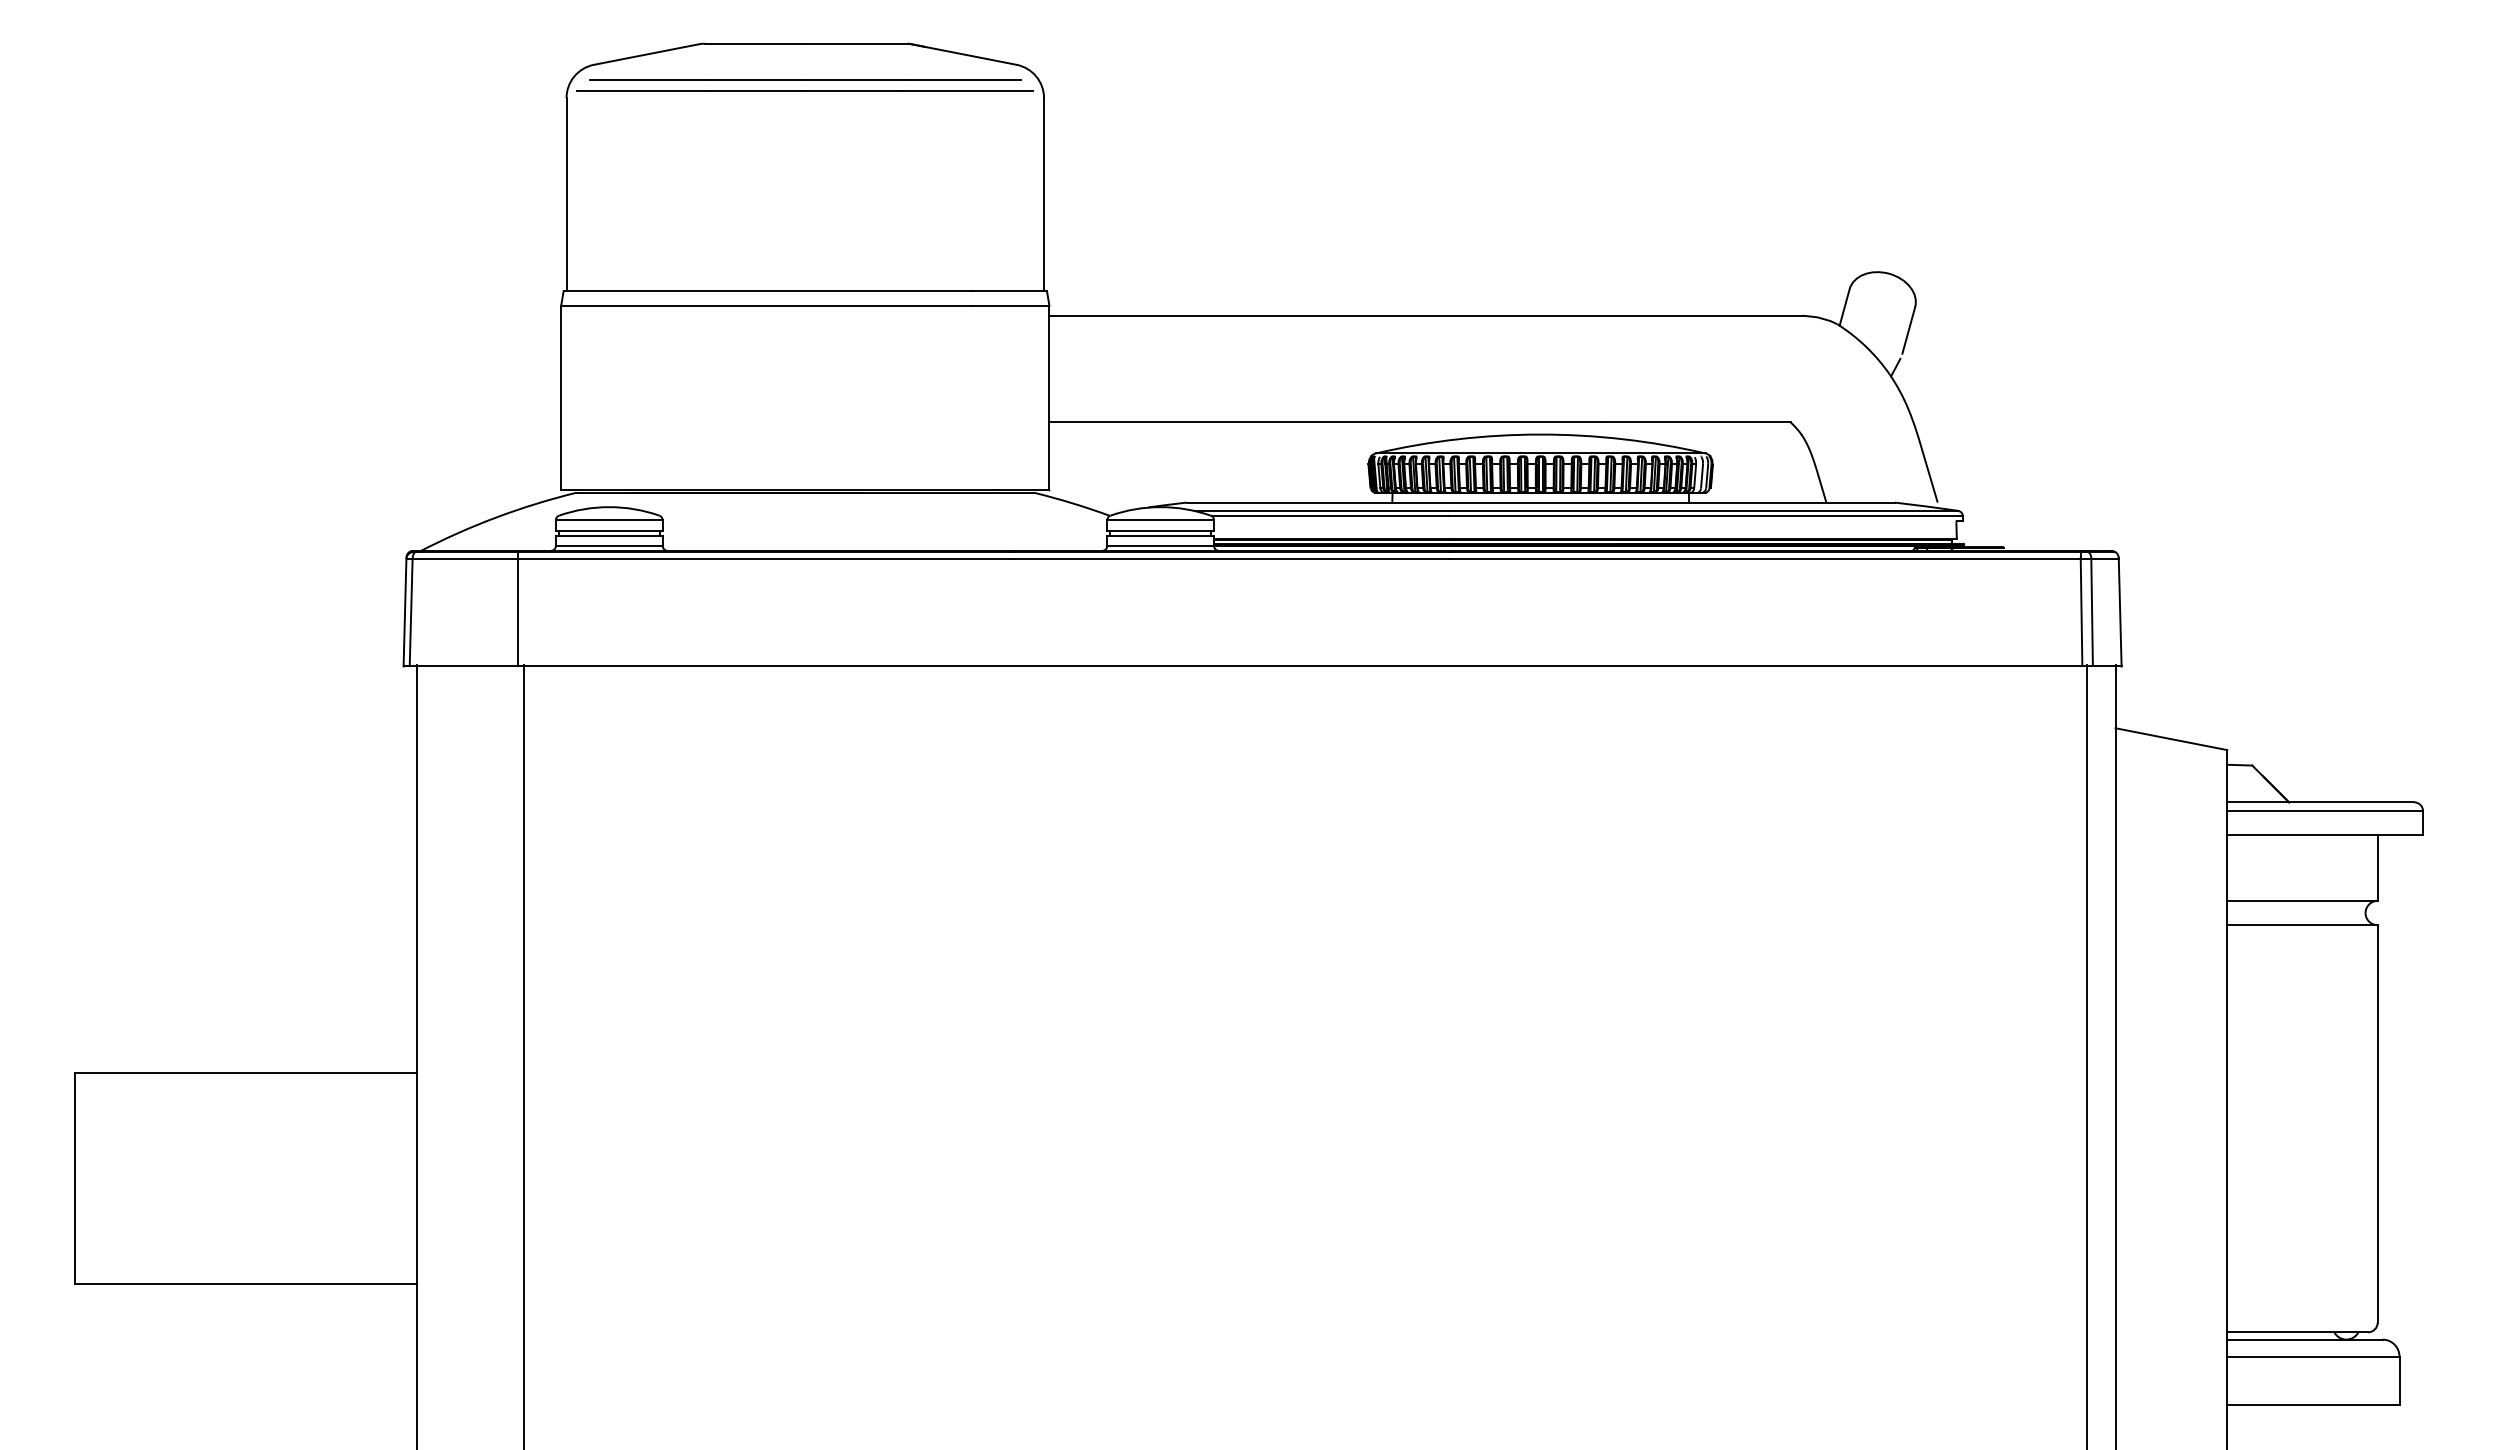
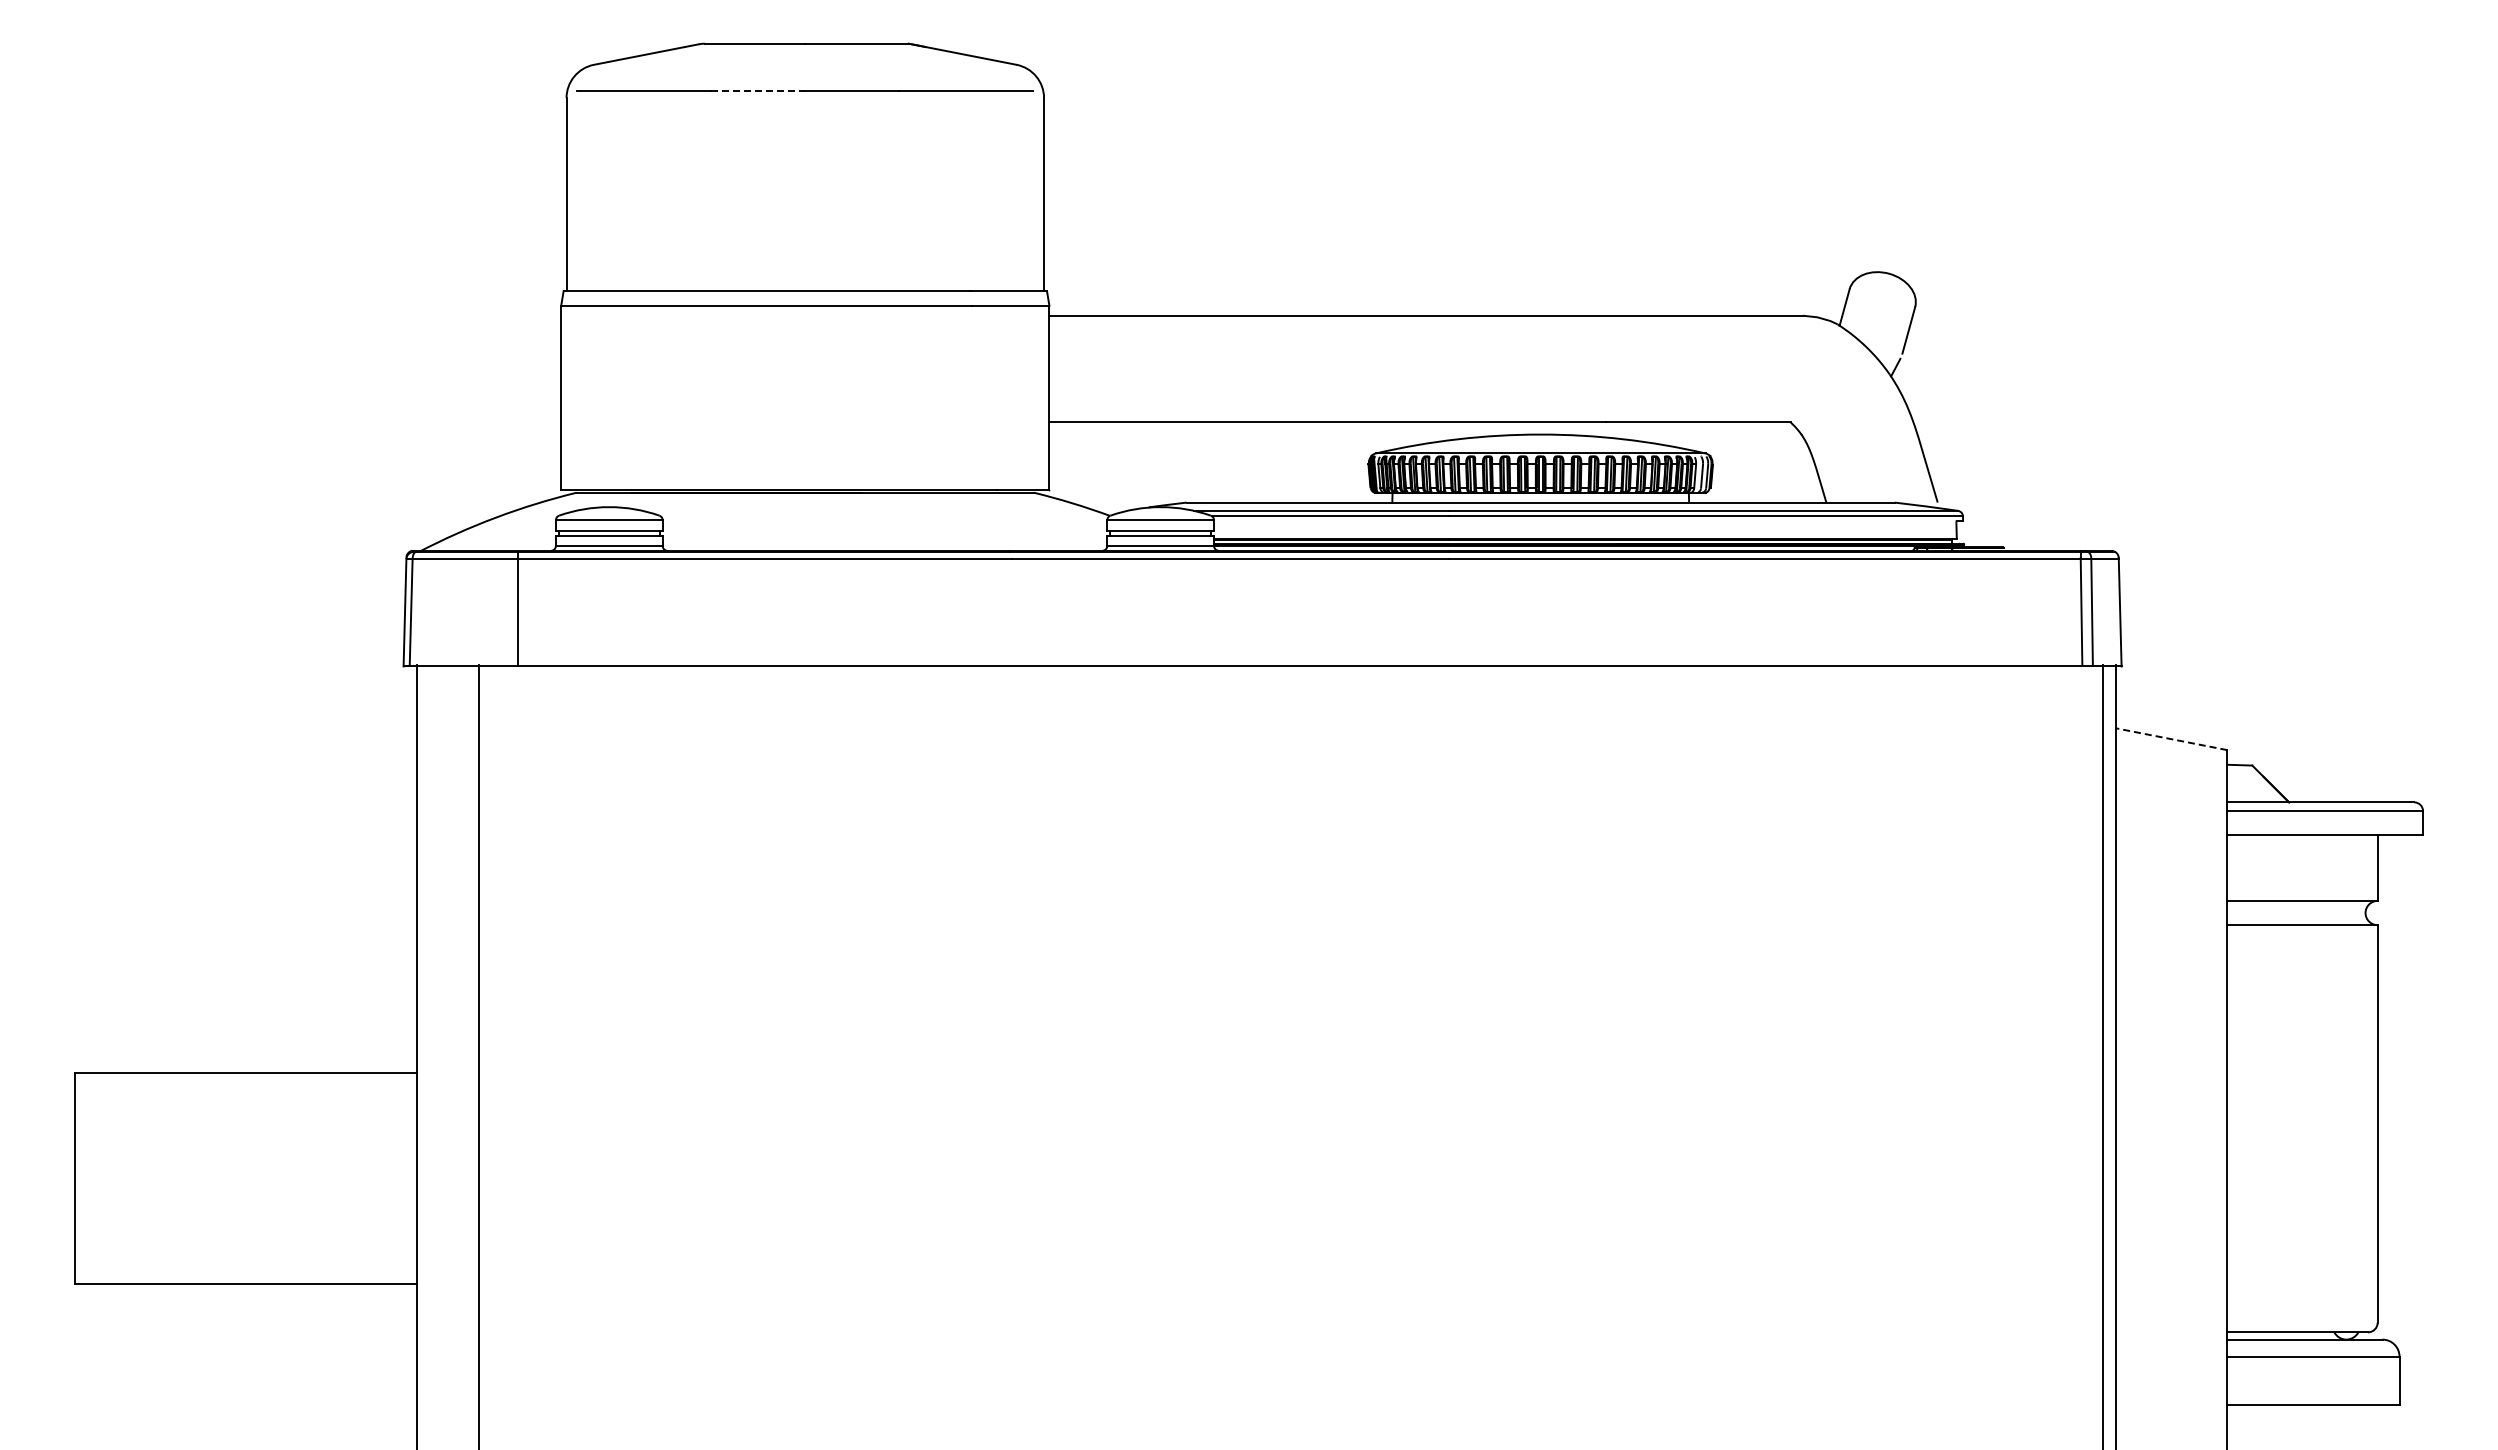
line: present -> none (805, 79)
line: solid -> dashed (758, 90)
line: solid -> dashed (2171, 739)
line position: (523, 1055) -> (478, 1055) (478, 1055)
line position: (2086, 1055) -> (2102, 1055) (2102, 1055)
